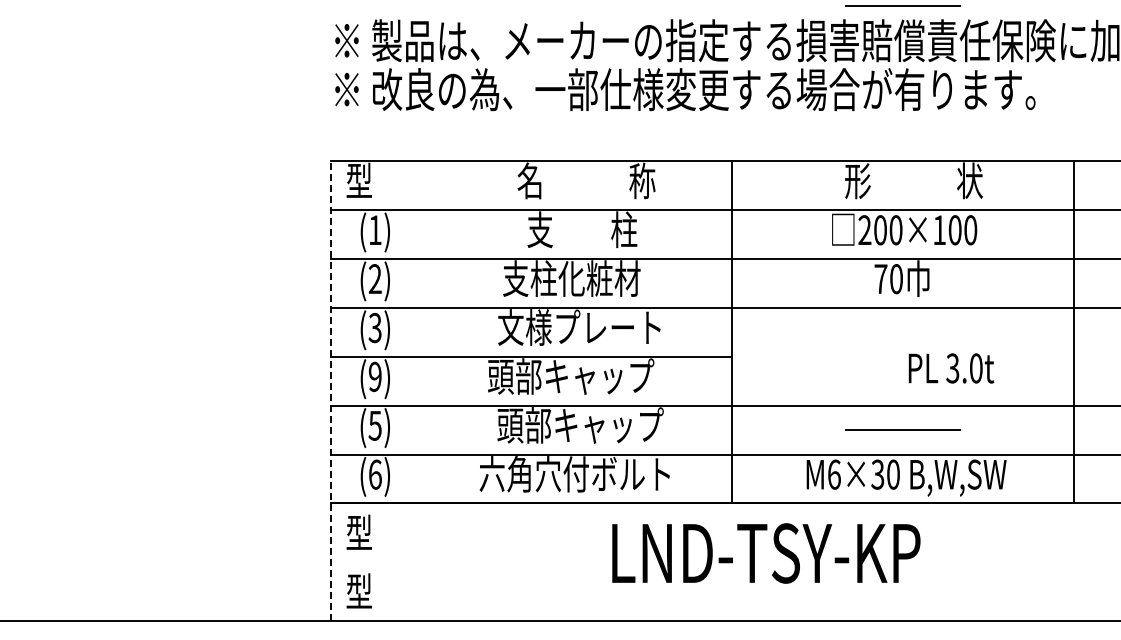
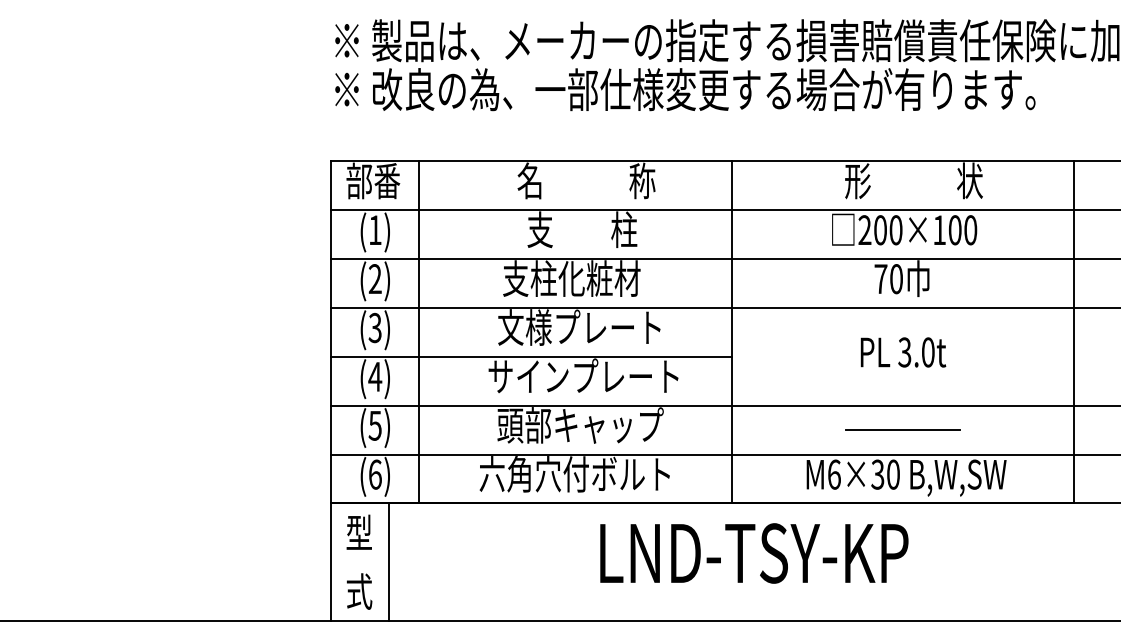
line: present -> none (902, 5)
text: 型 -> 部番 (373, 180)
line: none -> present (418, 332)
text position: (951, 368) -> (903, 352) (903, 352)
text: (9) -> (4) (375, 376)
text: 頭部キャップ -> サインプレート (583, 376)
line: dashed -> solid (330, 390)
text position: (766, 553) -> (754, 553) (754, 553)
line: none -> present (389, 561)
text: 型 -> 式 (359, 591)
